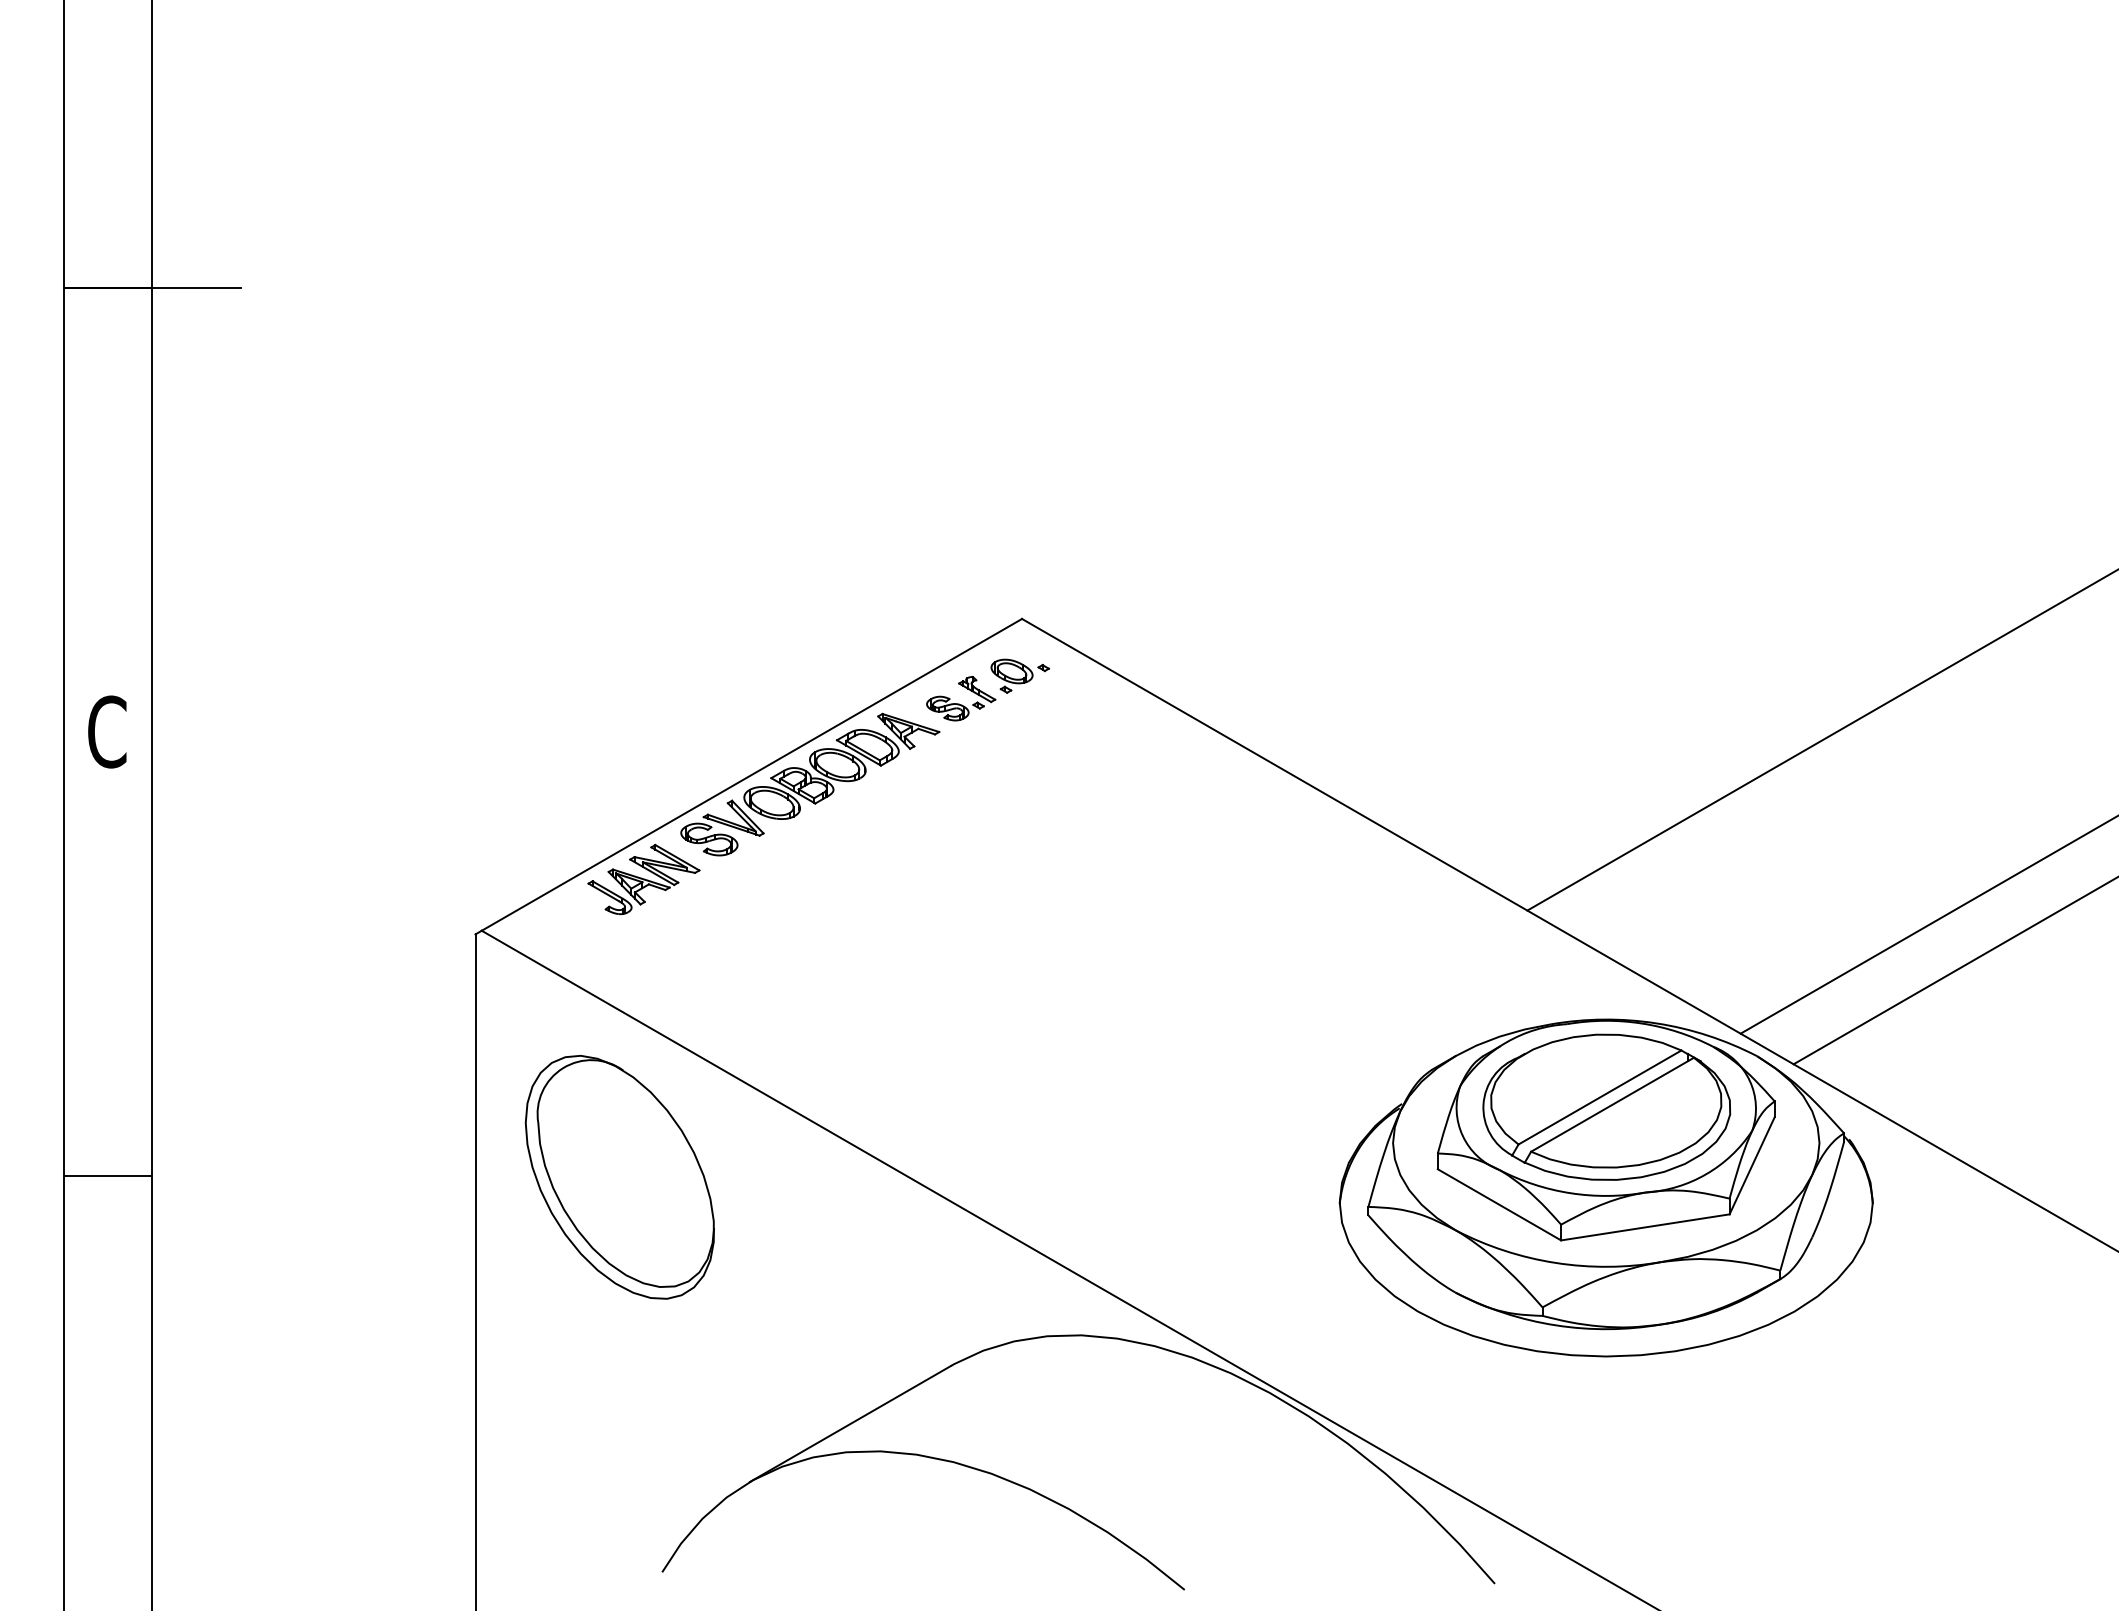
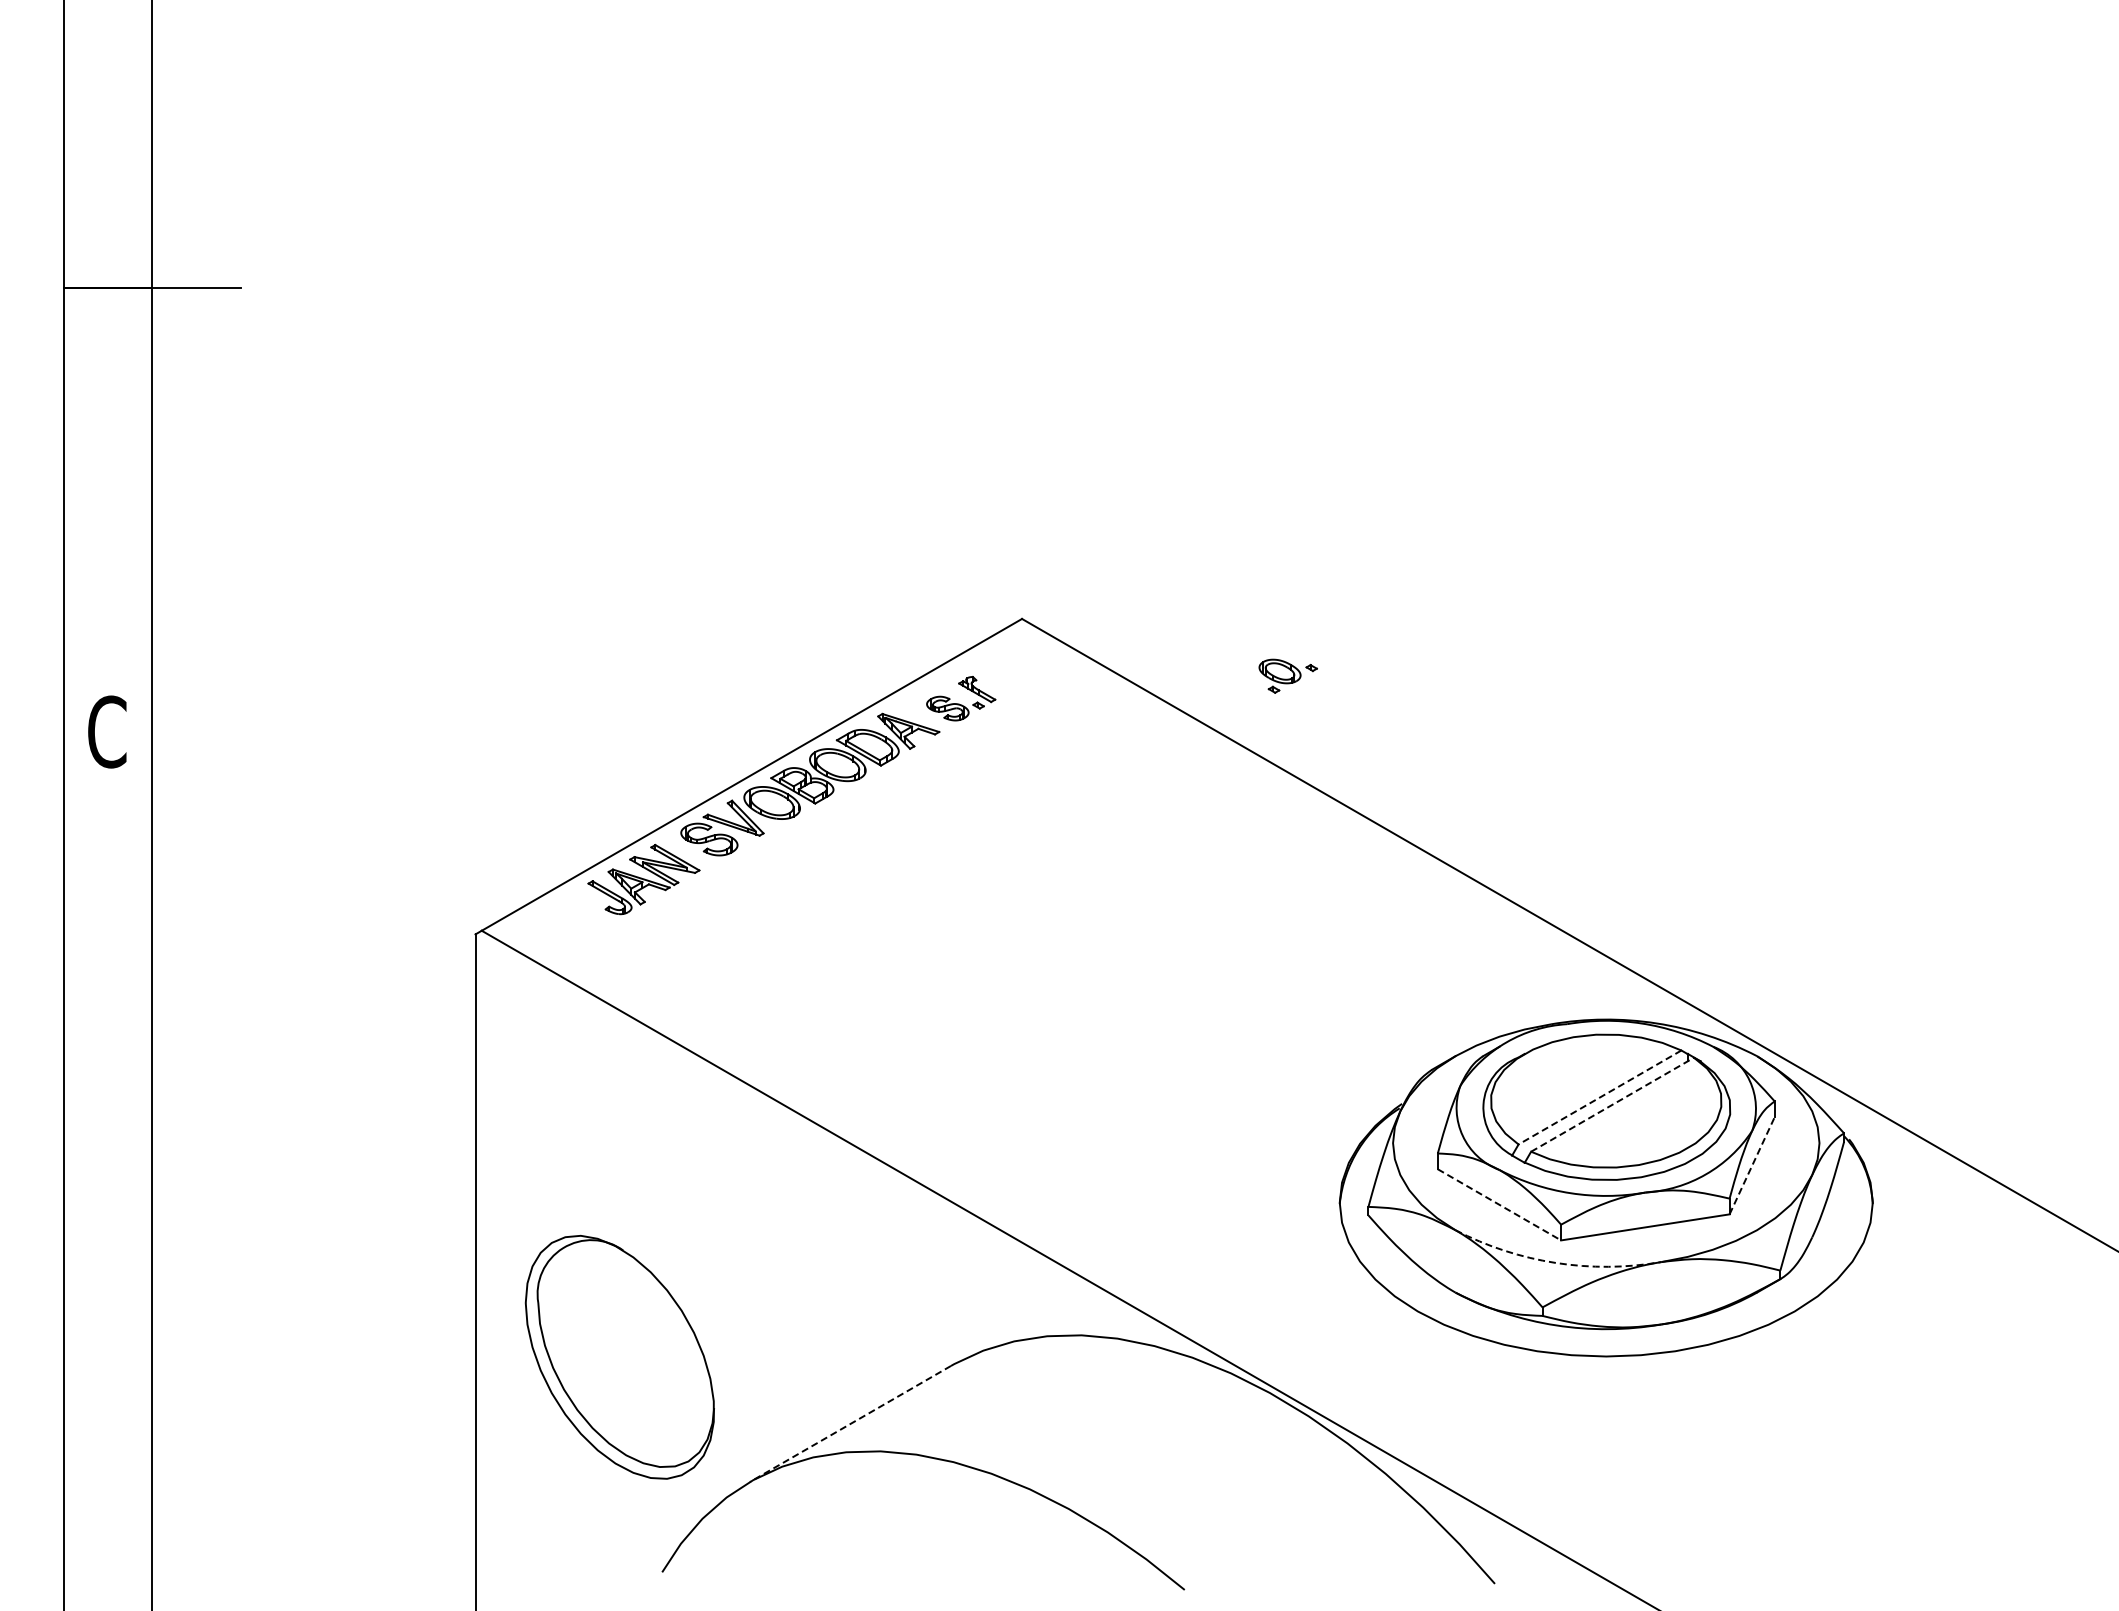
part position: (1019, 675) -> (1287, 675) (1287, 675)
line: present -> none (1821, 740)
line: present -> none (1927, 925)
line: present -> none (1954, 971)
line: solid -> dashed (1599, 1097)
line: solid -> dashed (1612, 1104)
line: solid -> dashed (1752, 1165)
line: present -> none (107, 1175)
part position: (619, 1176) -> (619, 1356) (619, 1356)
line: solid -> dashed (1499, 1205)
arc: solid -> dashed (1555, 1262)
line: solid -> dashed (850, 1424)
